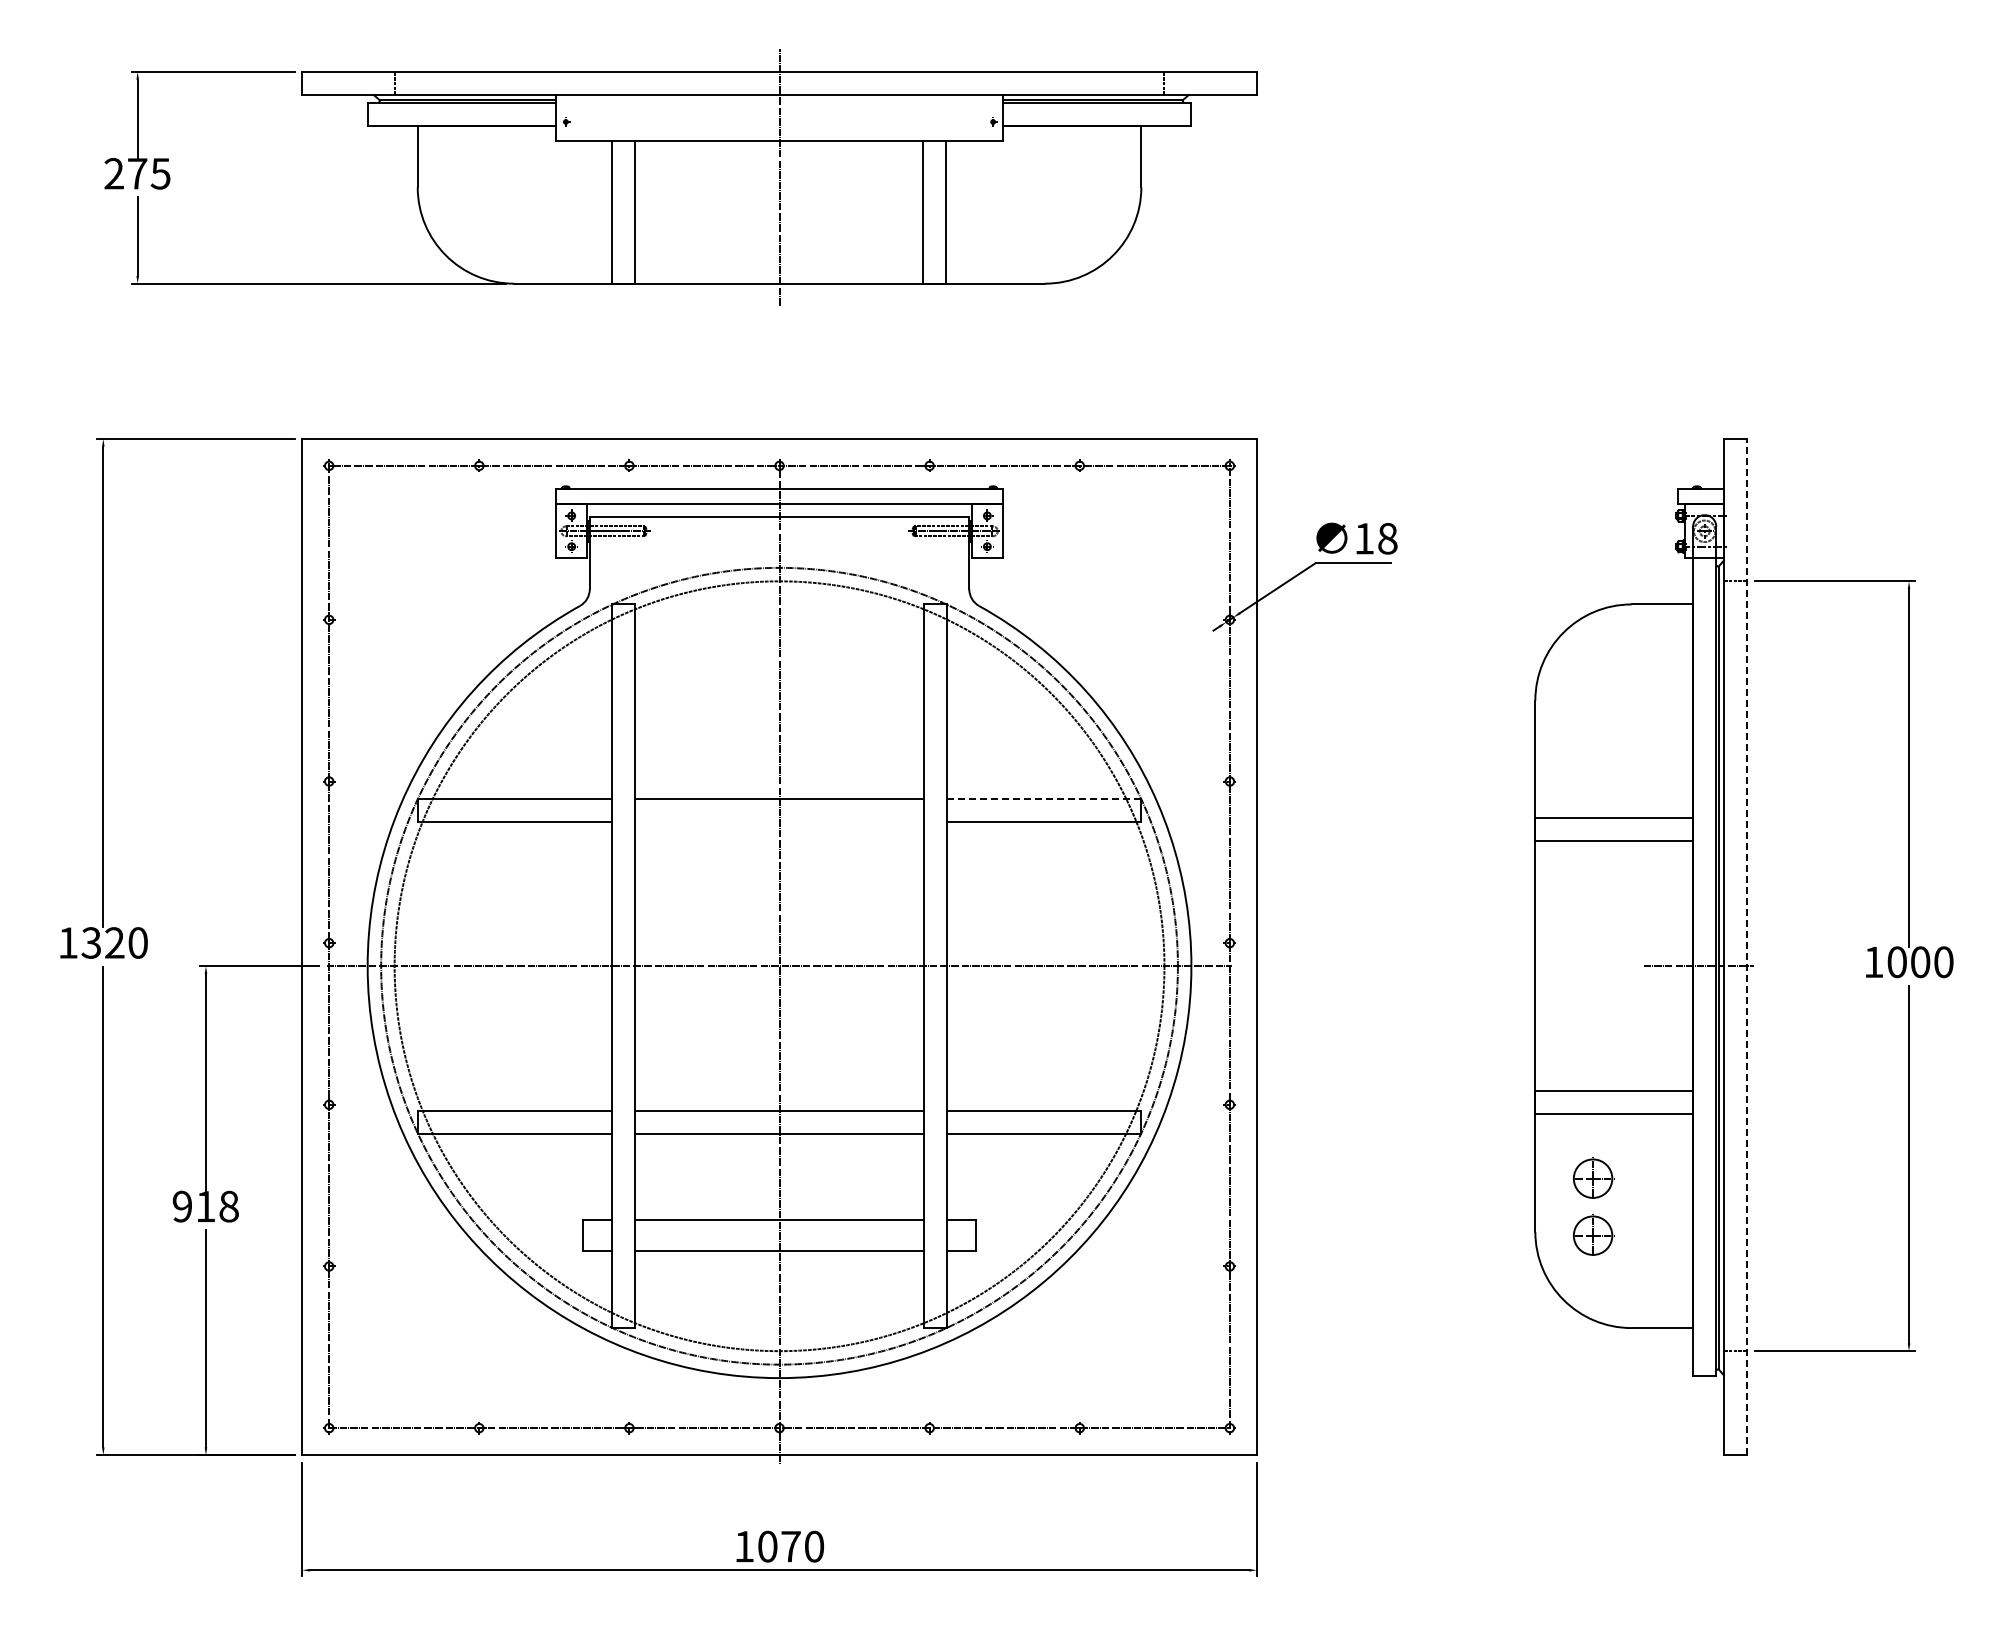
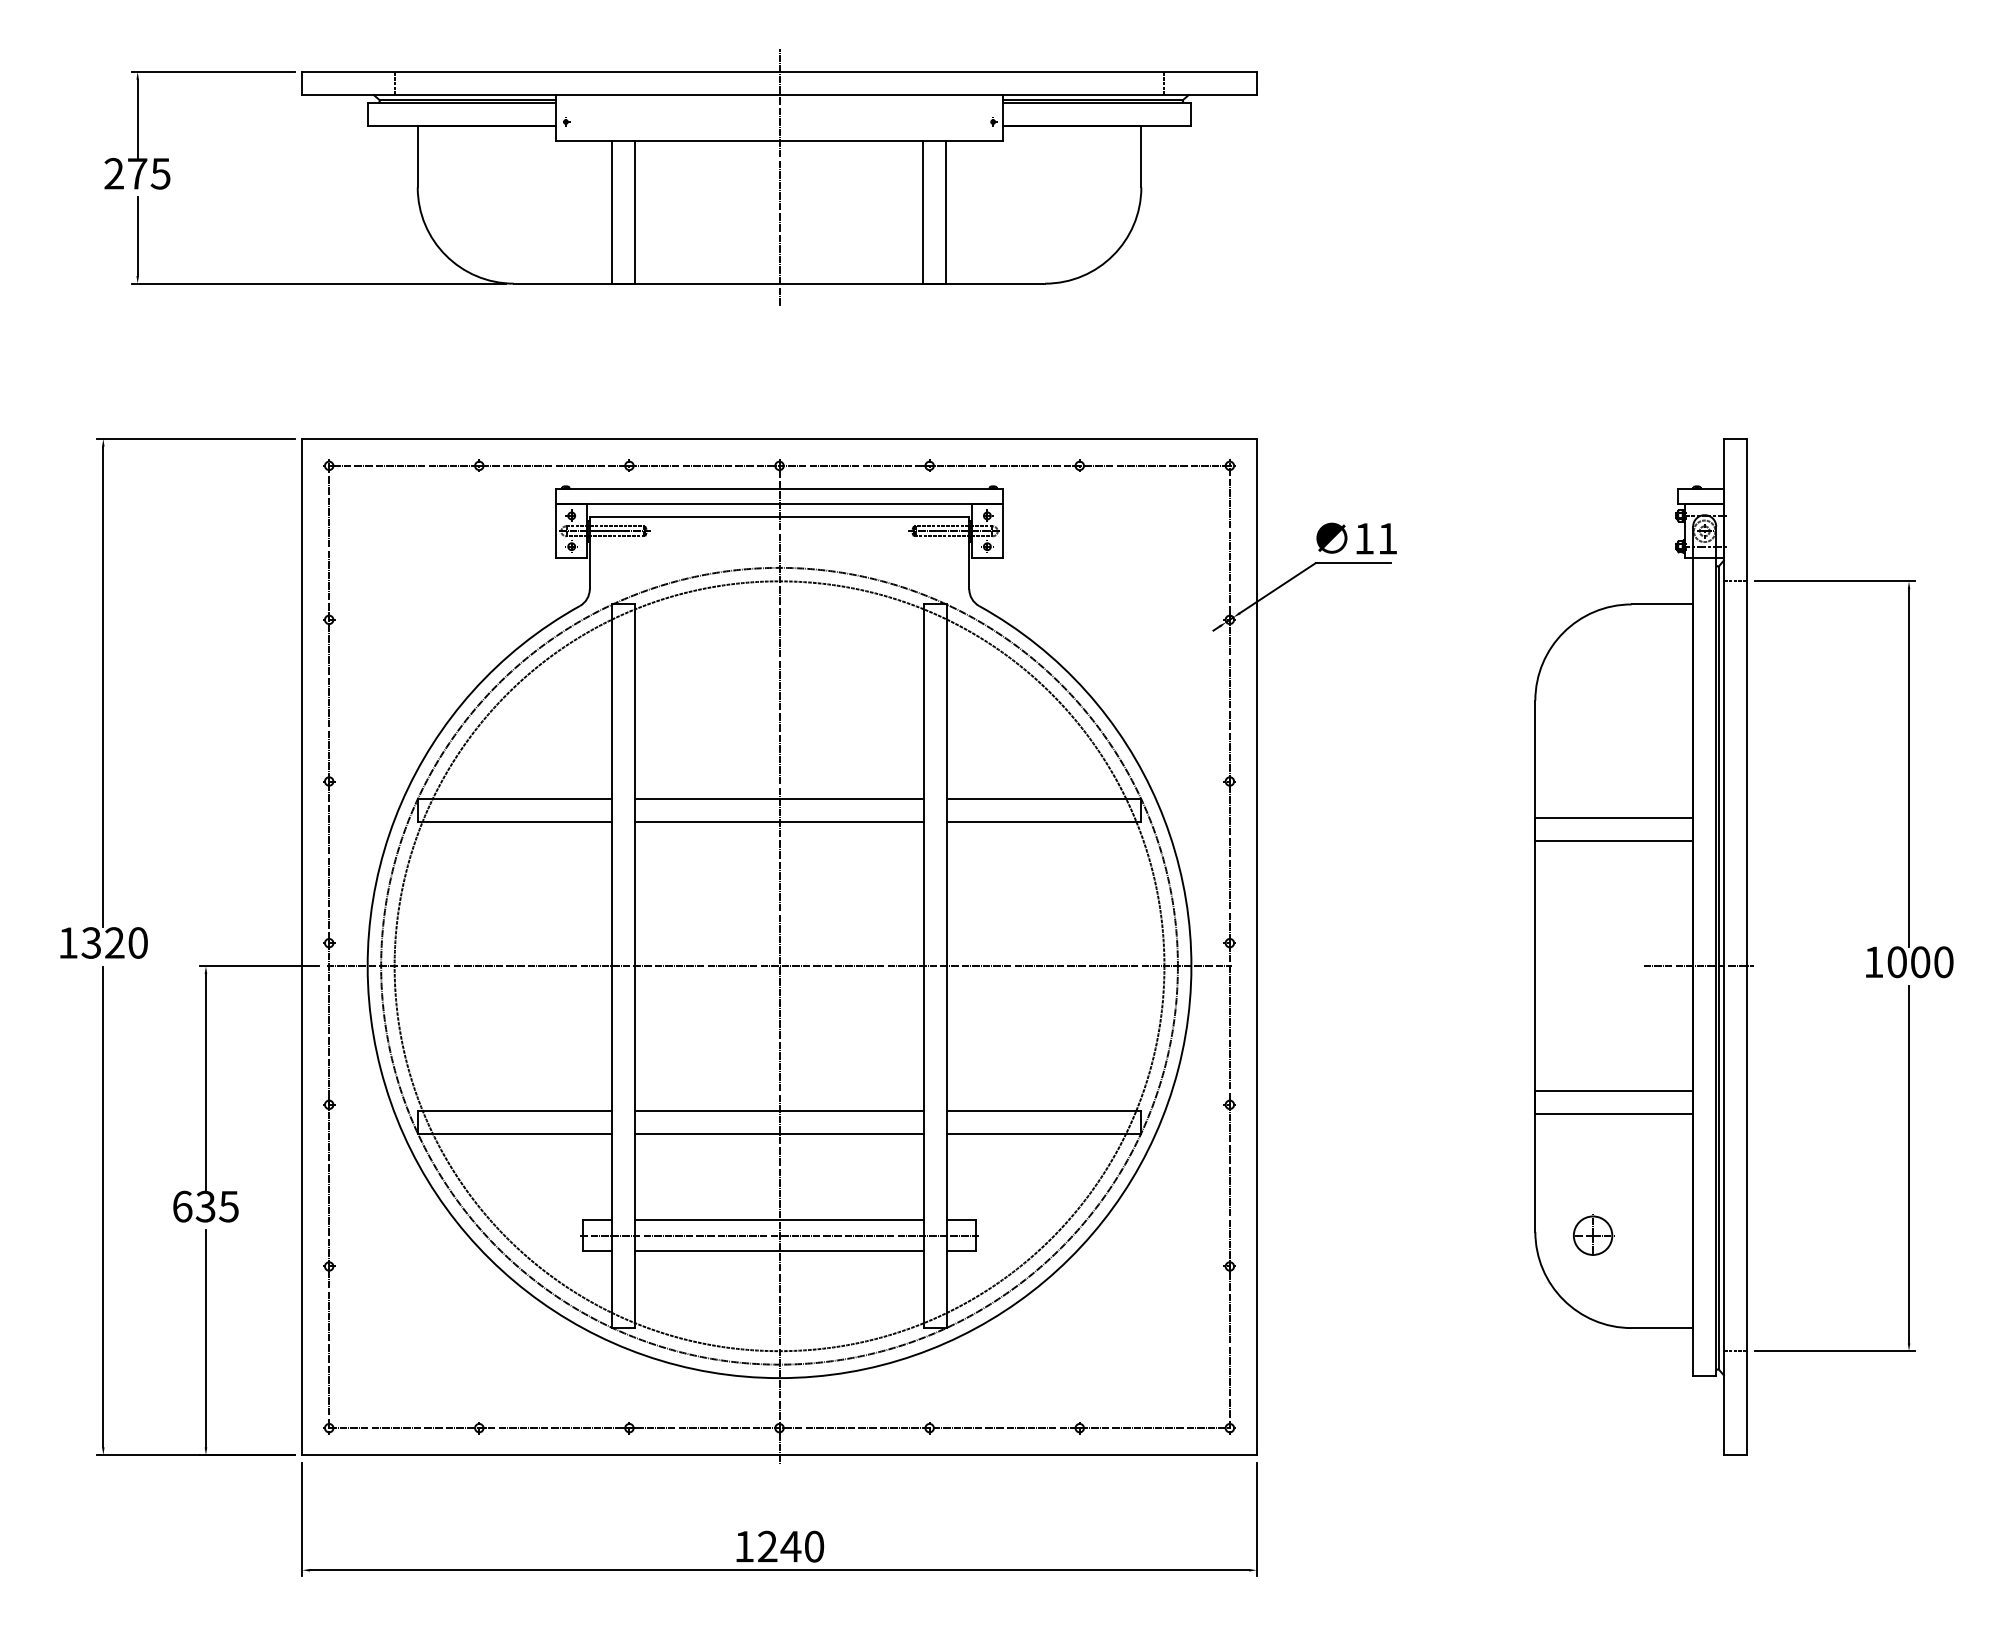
text: 18 -> 11 (1387, 538)
line: dashed -> solid (1043, 798)
line: none -> present (779, 821)
line: dashed -> solid (1747, 946)
part: present -> none (1593, 1177)
text: 918 -> 635 (205, 1206)
line: none -> present (779, 1235)
text: 1070 -> 1240 (779, 1546)
